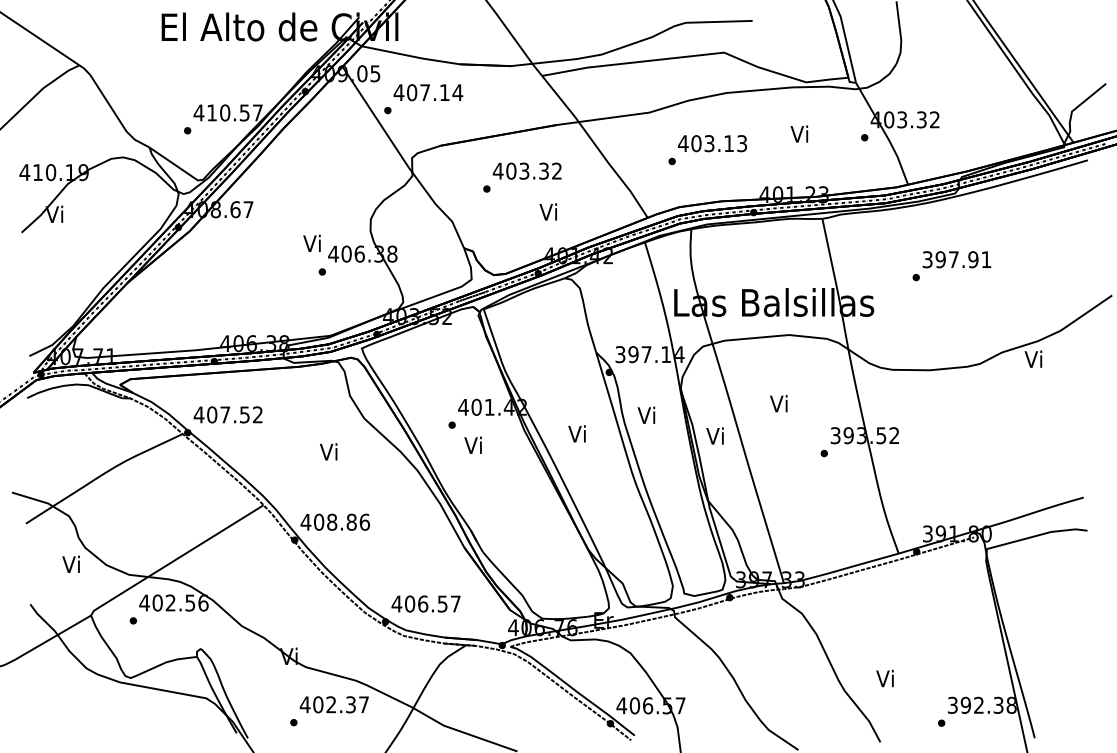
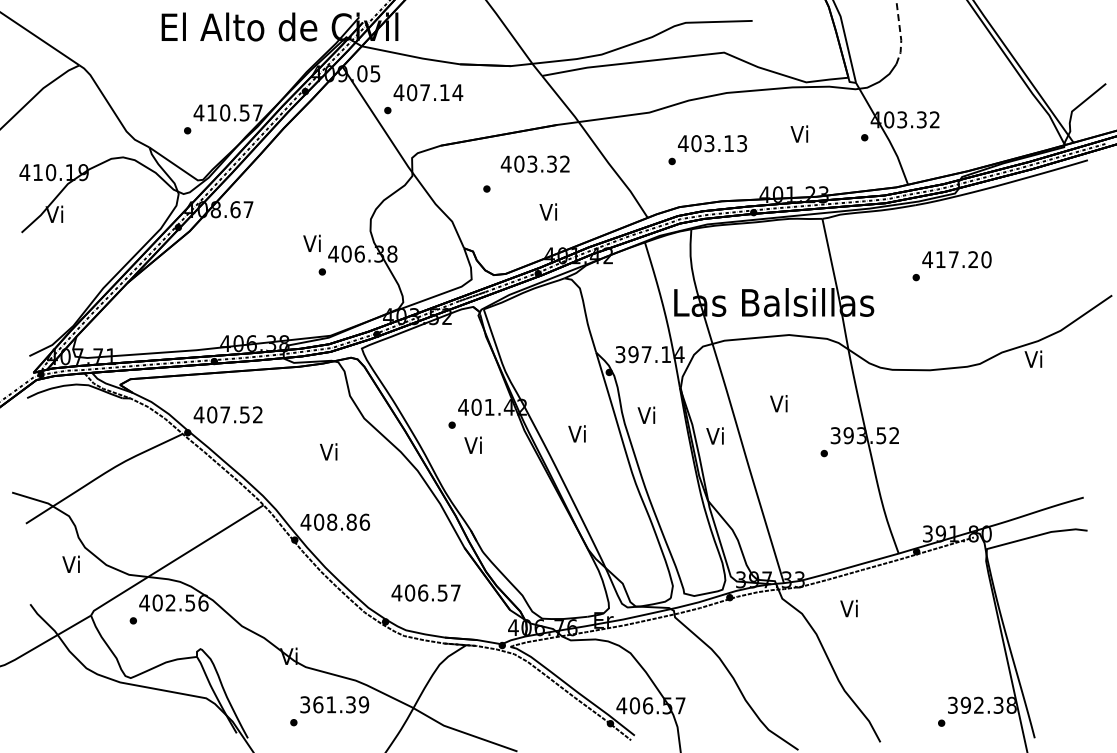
line: solid -> dashed (900, 34)
text position: (526, 170) -> (534, 163) (534, 163)
text: 397.91 -> 417.20 (956, 259)
text position: (425, 603) -> (425, 592) (425, 592)
text position: (884, 678) -> (848, 608) (848, 608)
text: 402.37 -> 361.39 (334, 704)
